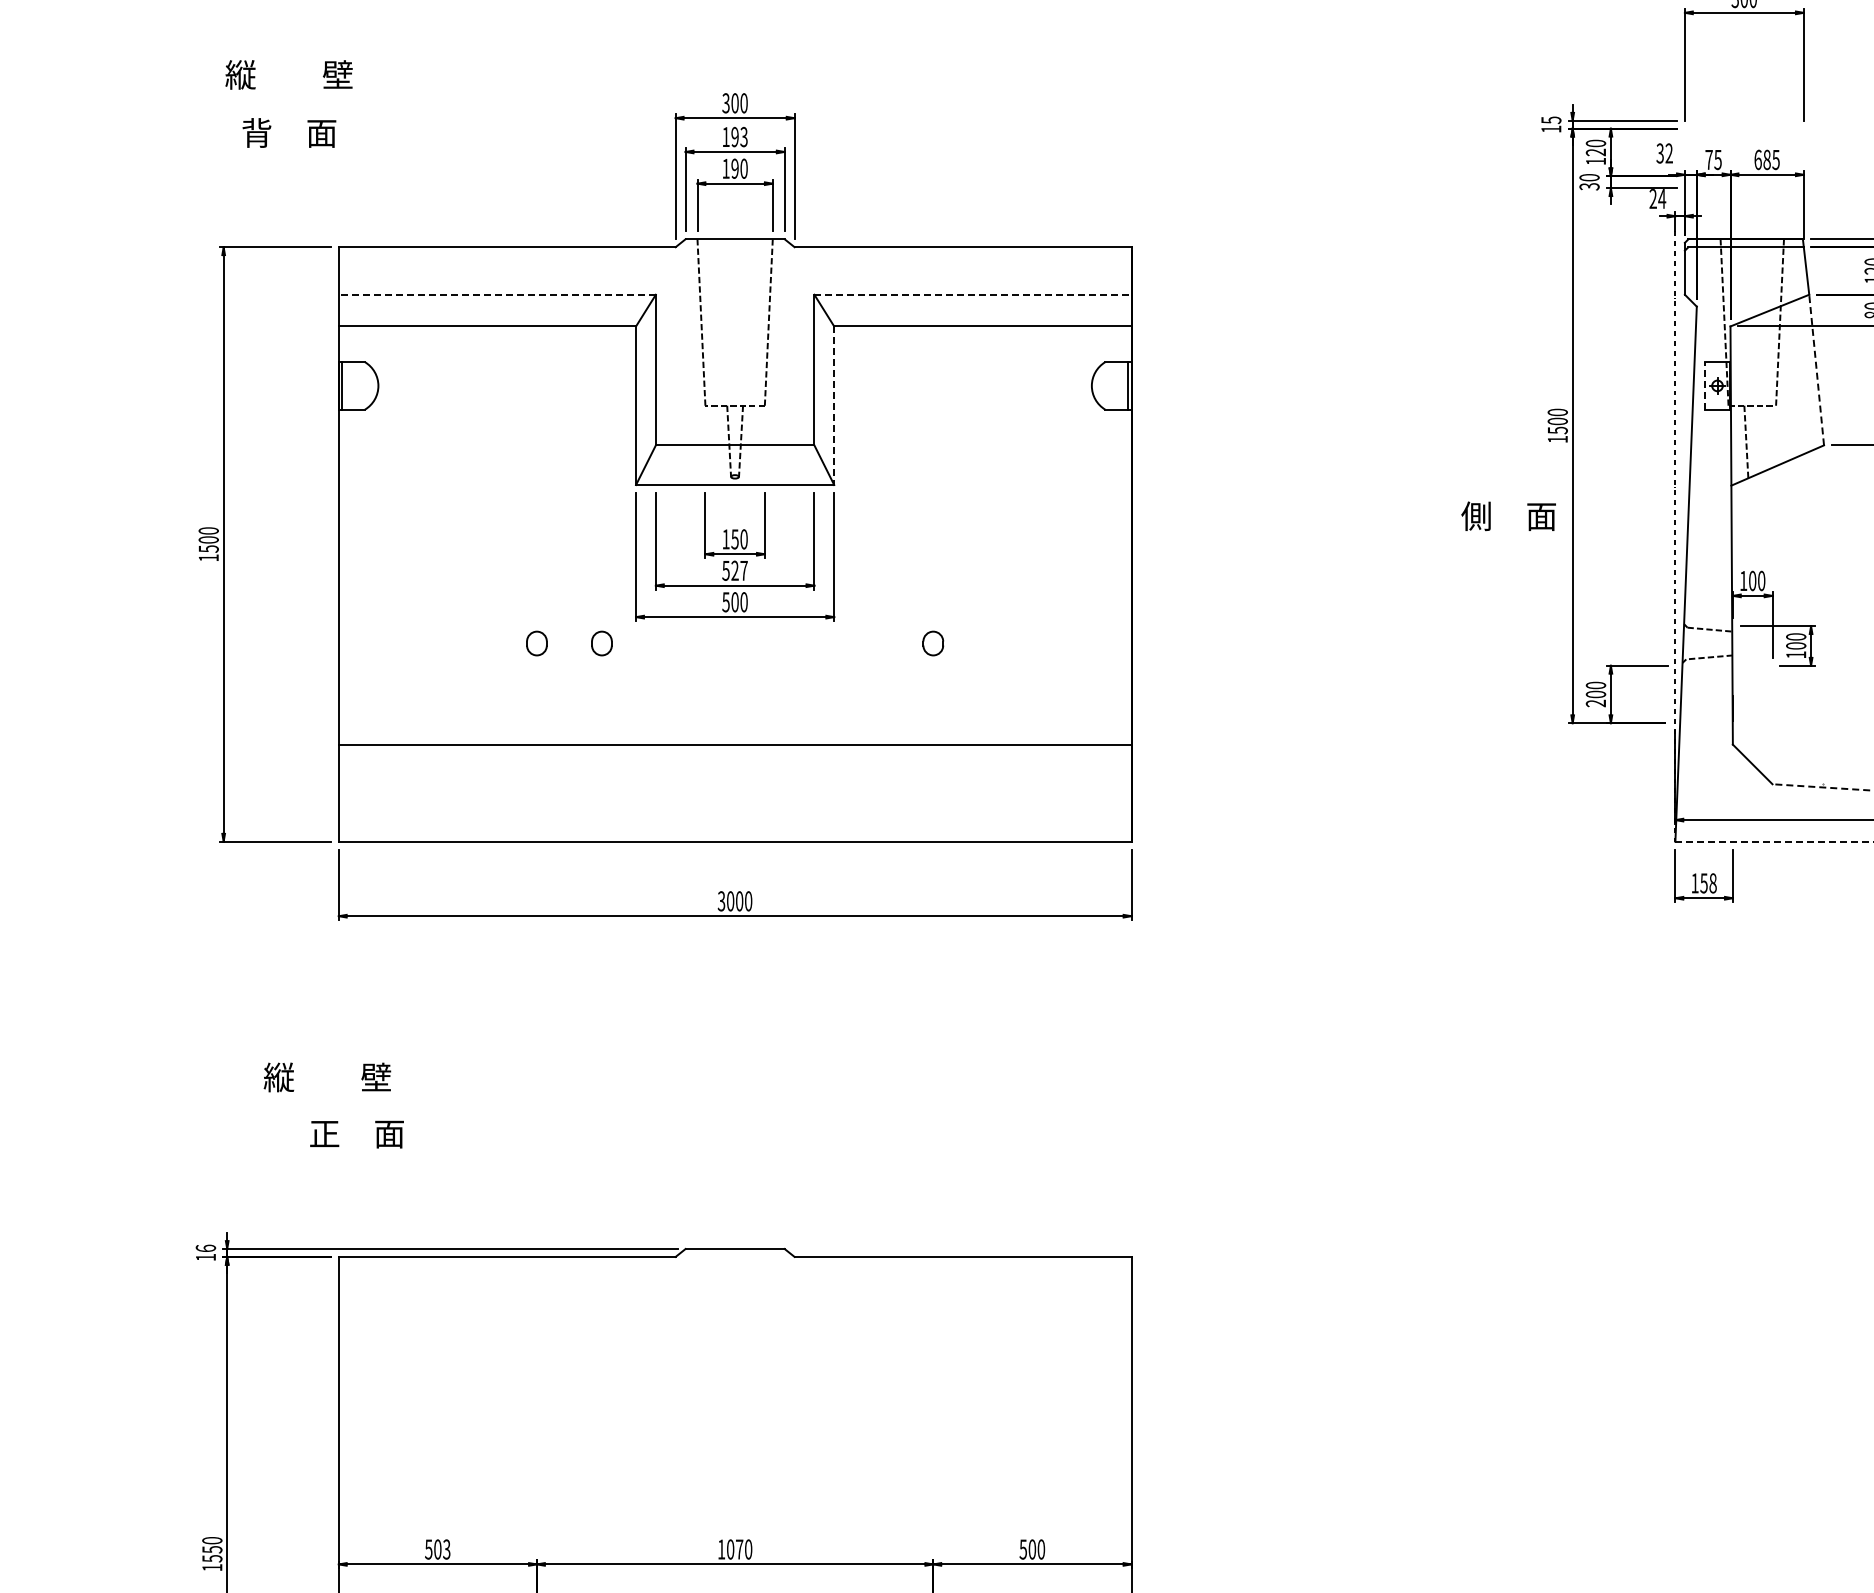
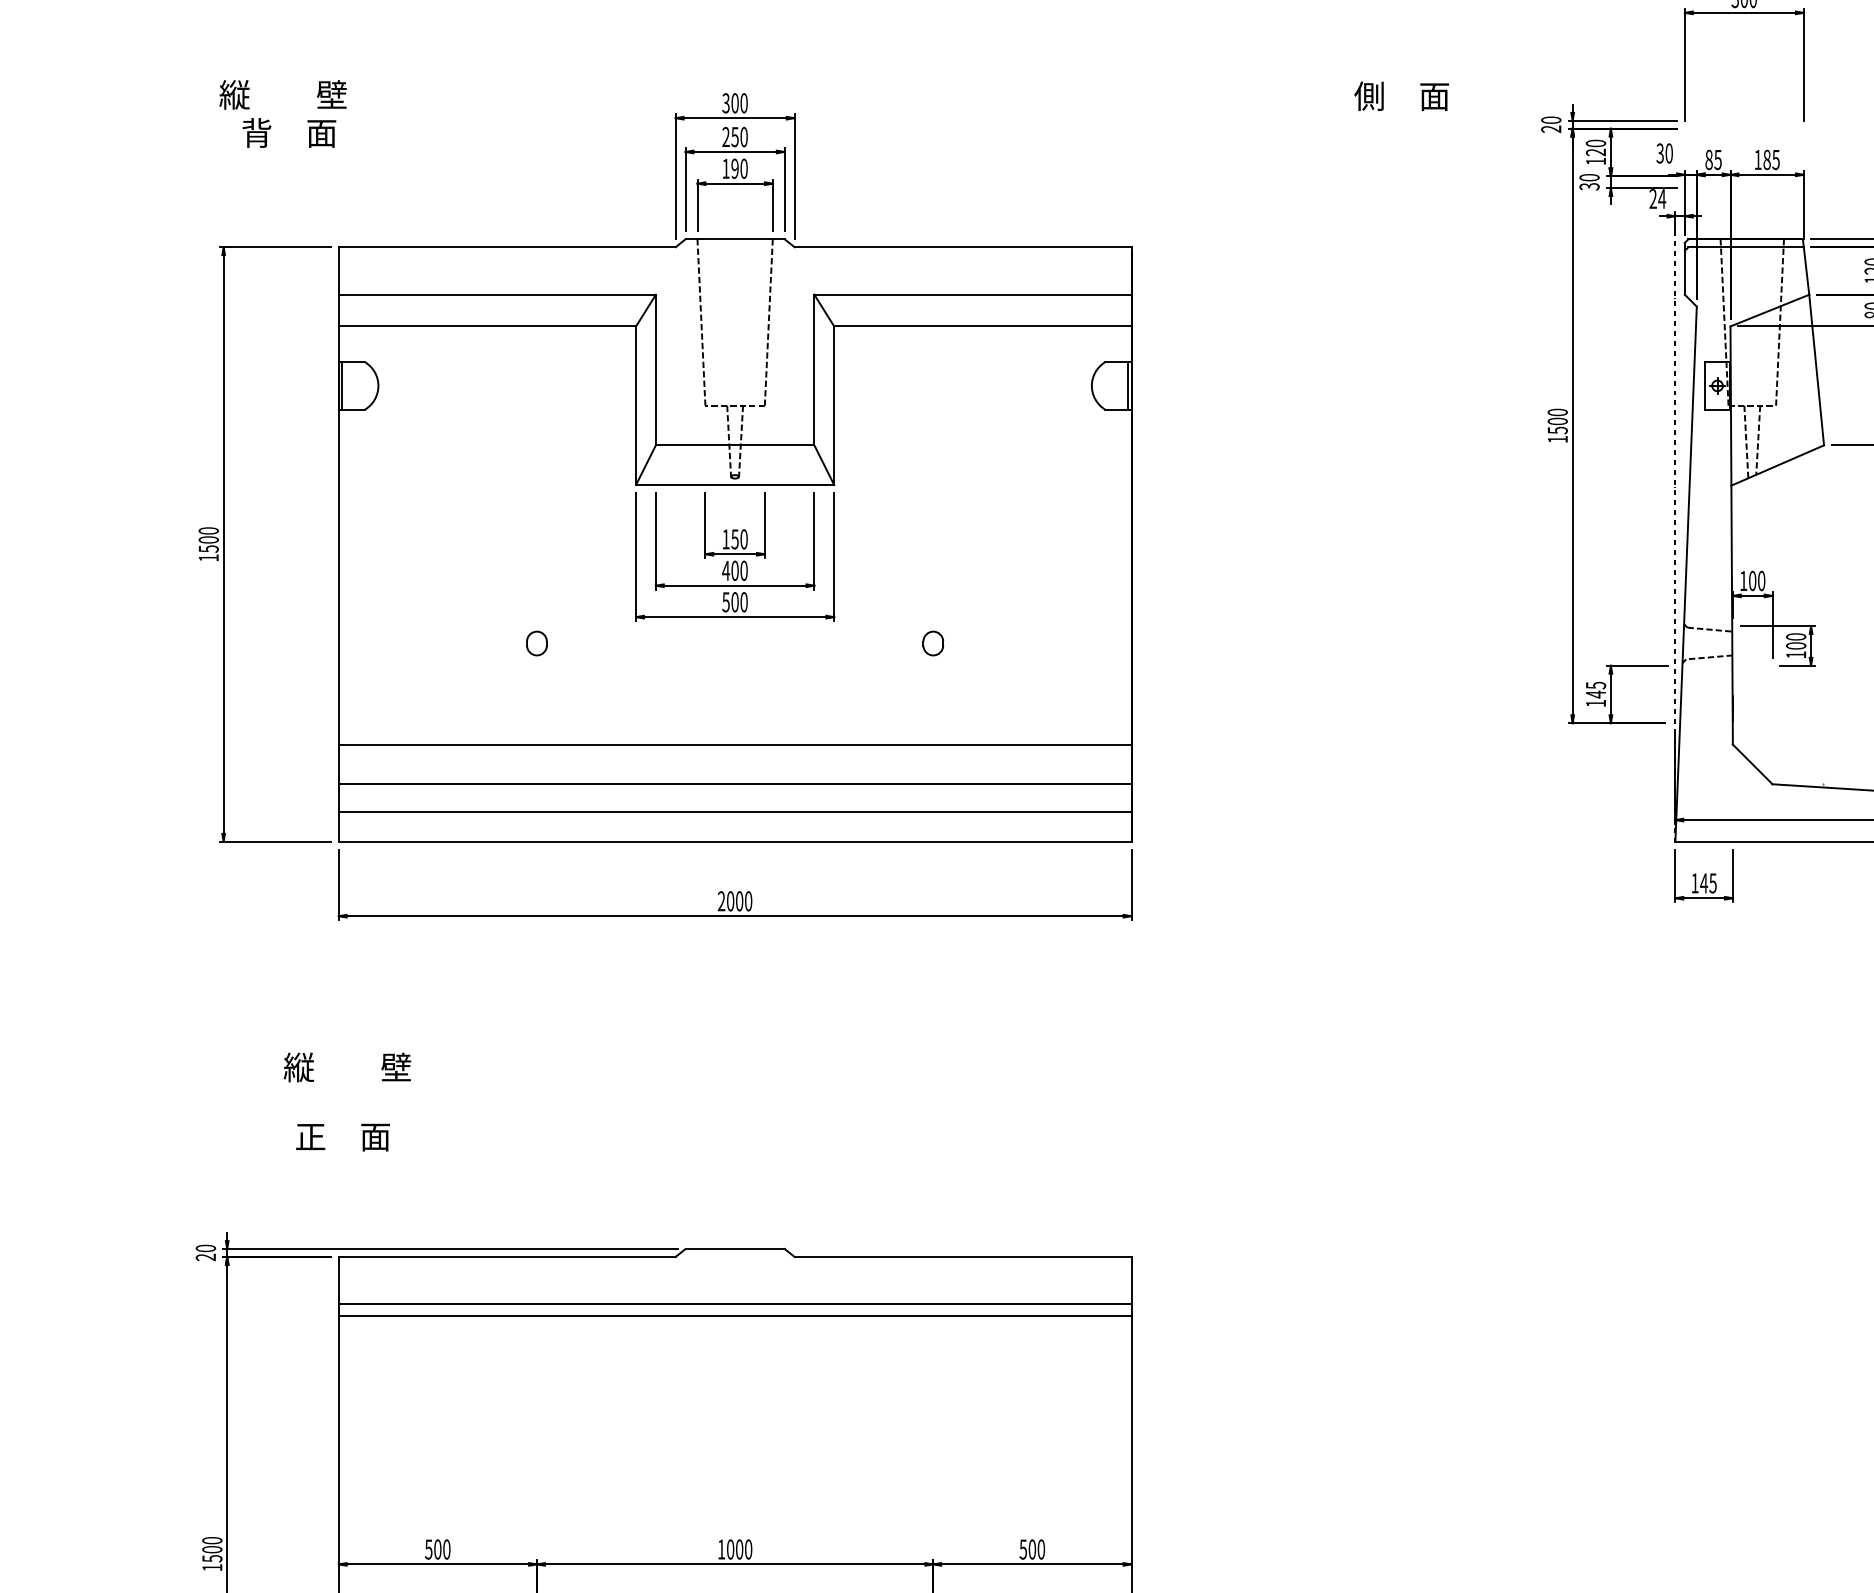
text position: (288, 74) -> (282, 94) (282, 94)
text: 15 -> 20 (1551, 124)
text: 193 -> 250 (734, 136)
text: 32 -> 30 (1668, 153)
text: 75 -> 85 (1708, 159)
text: 685 -> 185 (1757, 159)
line: dashed -> solid (497, 294)
line: dashed -> solid (972, 294)
line: dashed -> solid (1816, 370)
line: dashed -> solid (1704, 385)
line: dashed -> solid (834, 406)
line: none -> present (1758, 439)
text position: (1508, 515) -> (1401, 95) (1401, 95)
text: 527 -> 400 (734, 570)
part: present -> none (601, 643)
text: 200 -> 145 (1595, 694)
line: none -> present (734, 784)
line: dashed -> solid (1822, 787)
line: none -> present (734, 812)
line: dashed -> solid (1774, 841)
text: 158 -> 145 (1708, 883)
text: 3000 -> 2000 (721, 901)
text position: (327, 1077) -> (347, 1067) (347, 1067)
text position: (356, 1134) -> (342, 1137) (342, 1137)
text: 16 -> 20 (205, 1252)
line: none -> present (734, 1304)
line: none -> present (734, 1316)
text: 1550 -> 1500 (212, 1549)
text: 503 -> 500 (446, 1549)
text: 1070 -> 1000 (739, 1549)
